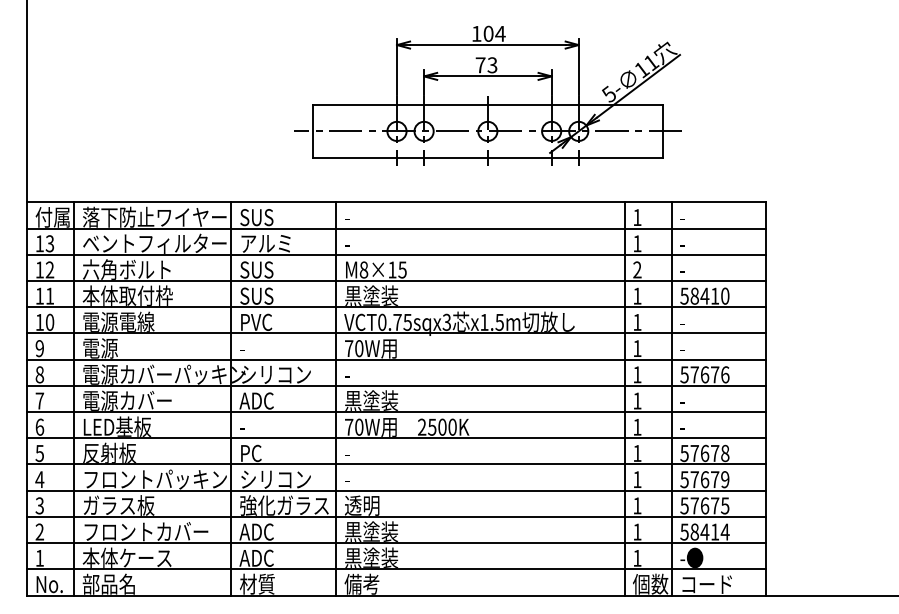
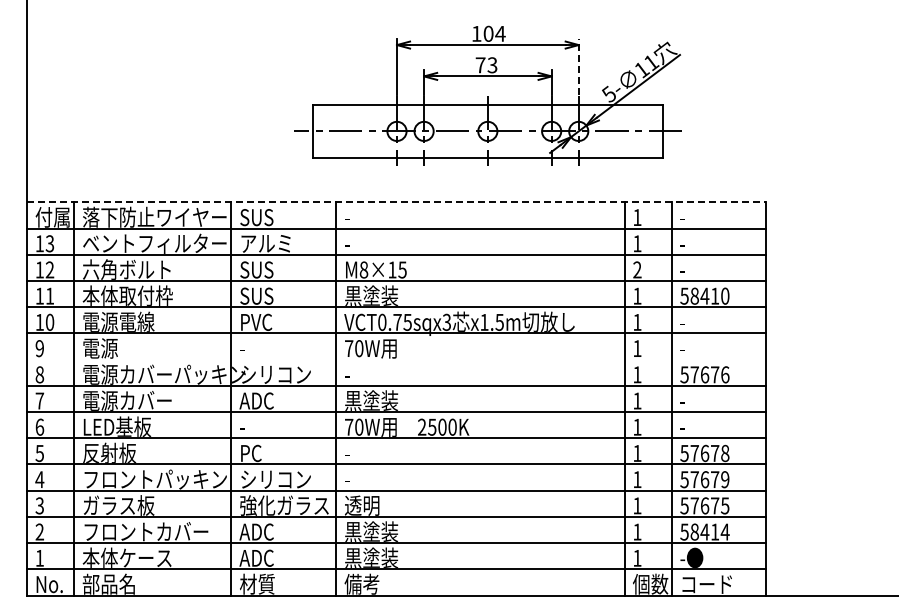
line: solid -> dashed (578, 66)
line: solid -> dashed (396, 202)
line: present -> none (396, 359)
